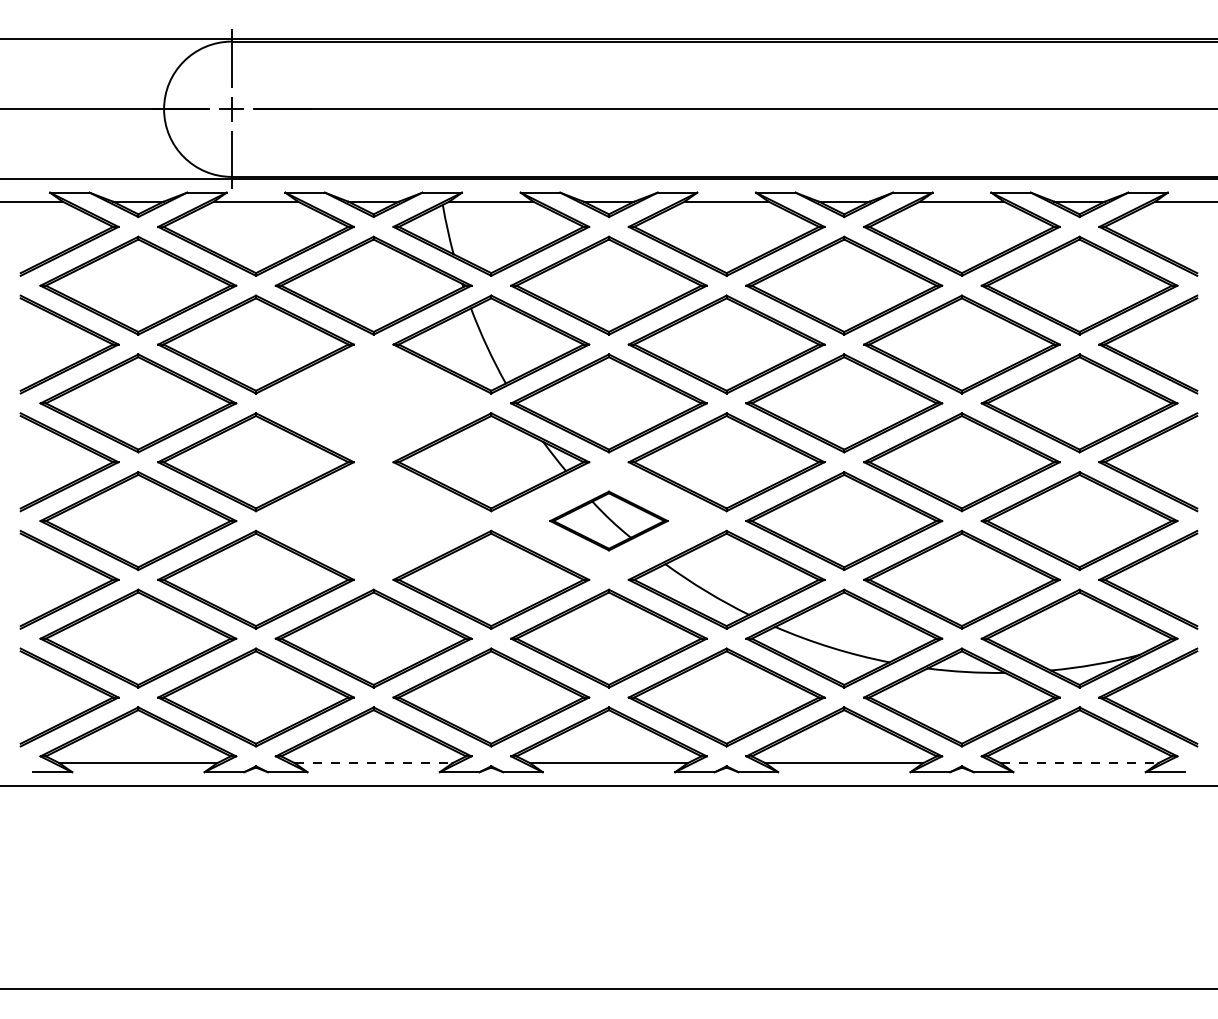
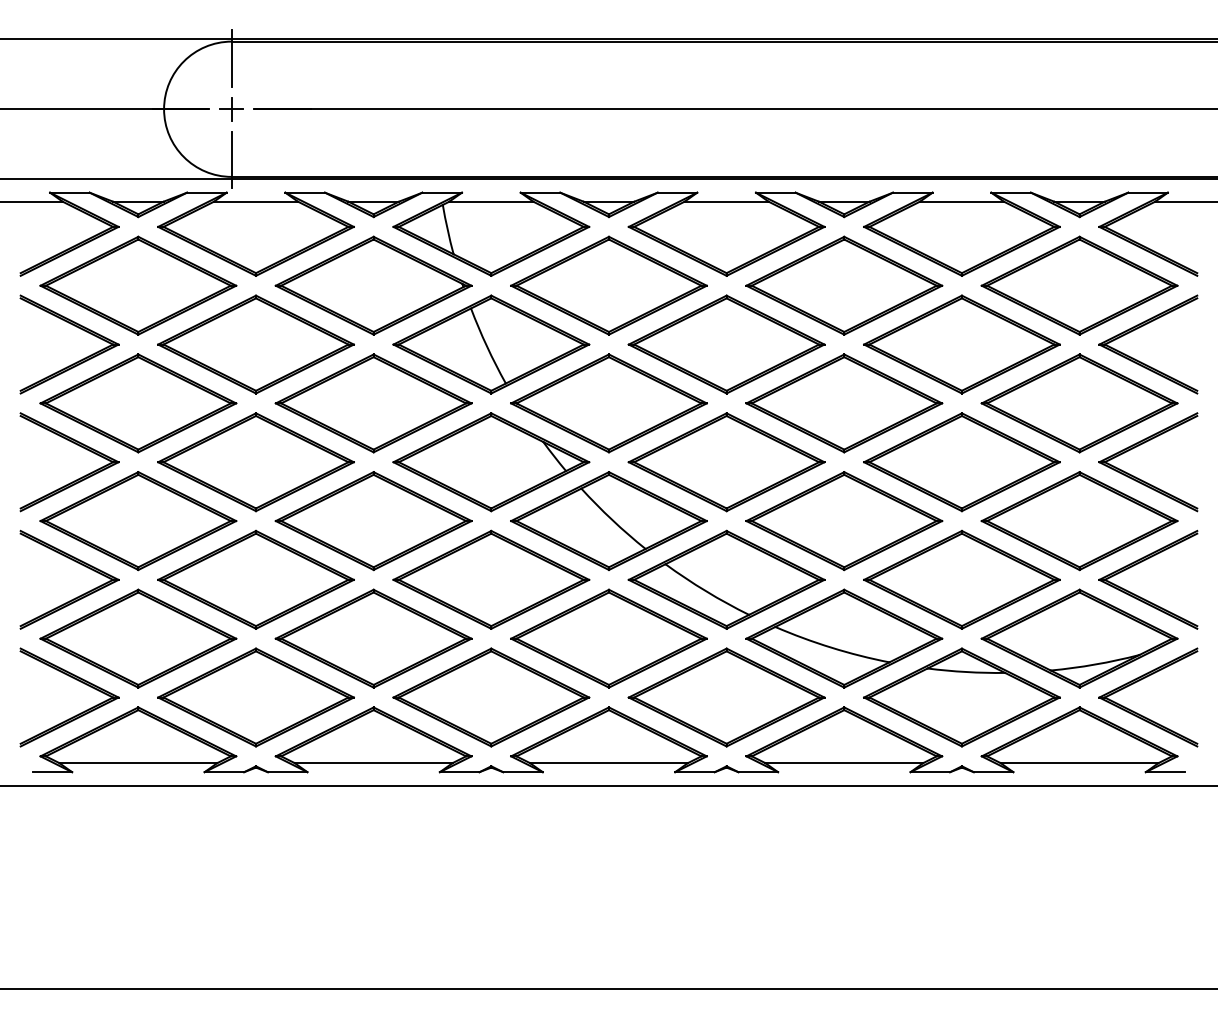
part: none -> present (373, 403)
part size: 120x62 px -> 198x100 px (608, 520)
part: none -> present (373, 521)
line: dashed -> solid (373, 763)
line: dashed -> solid (1079, 763)
